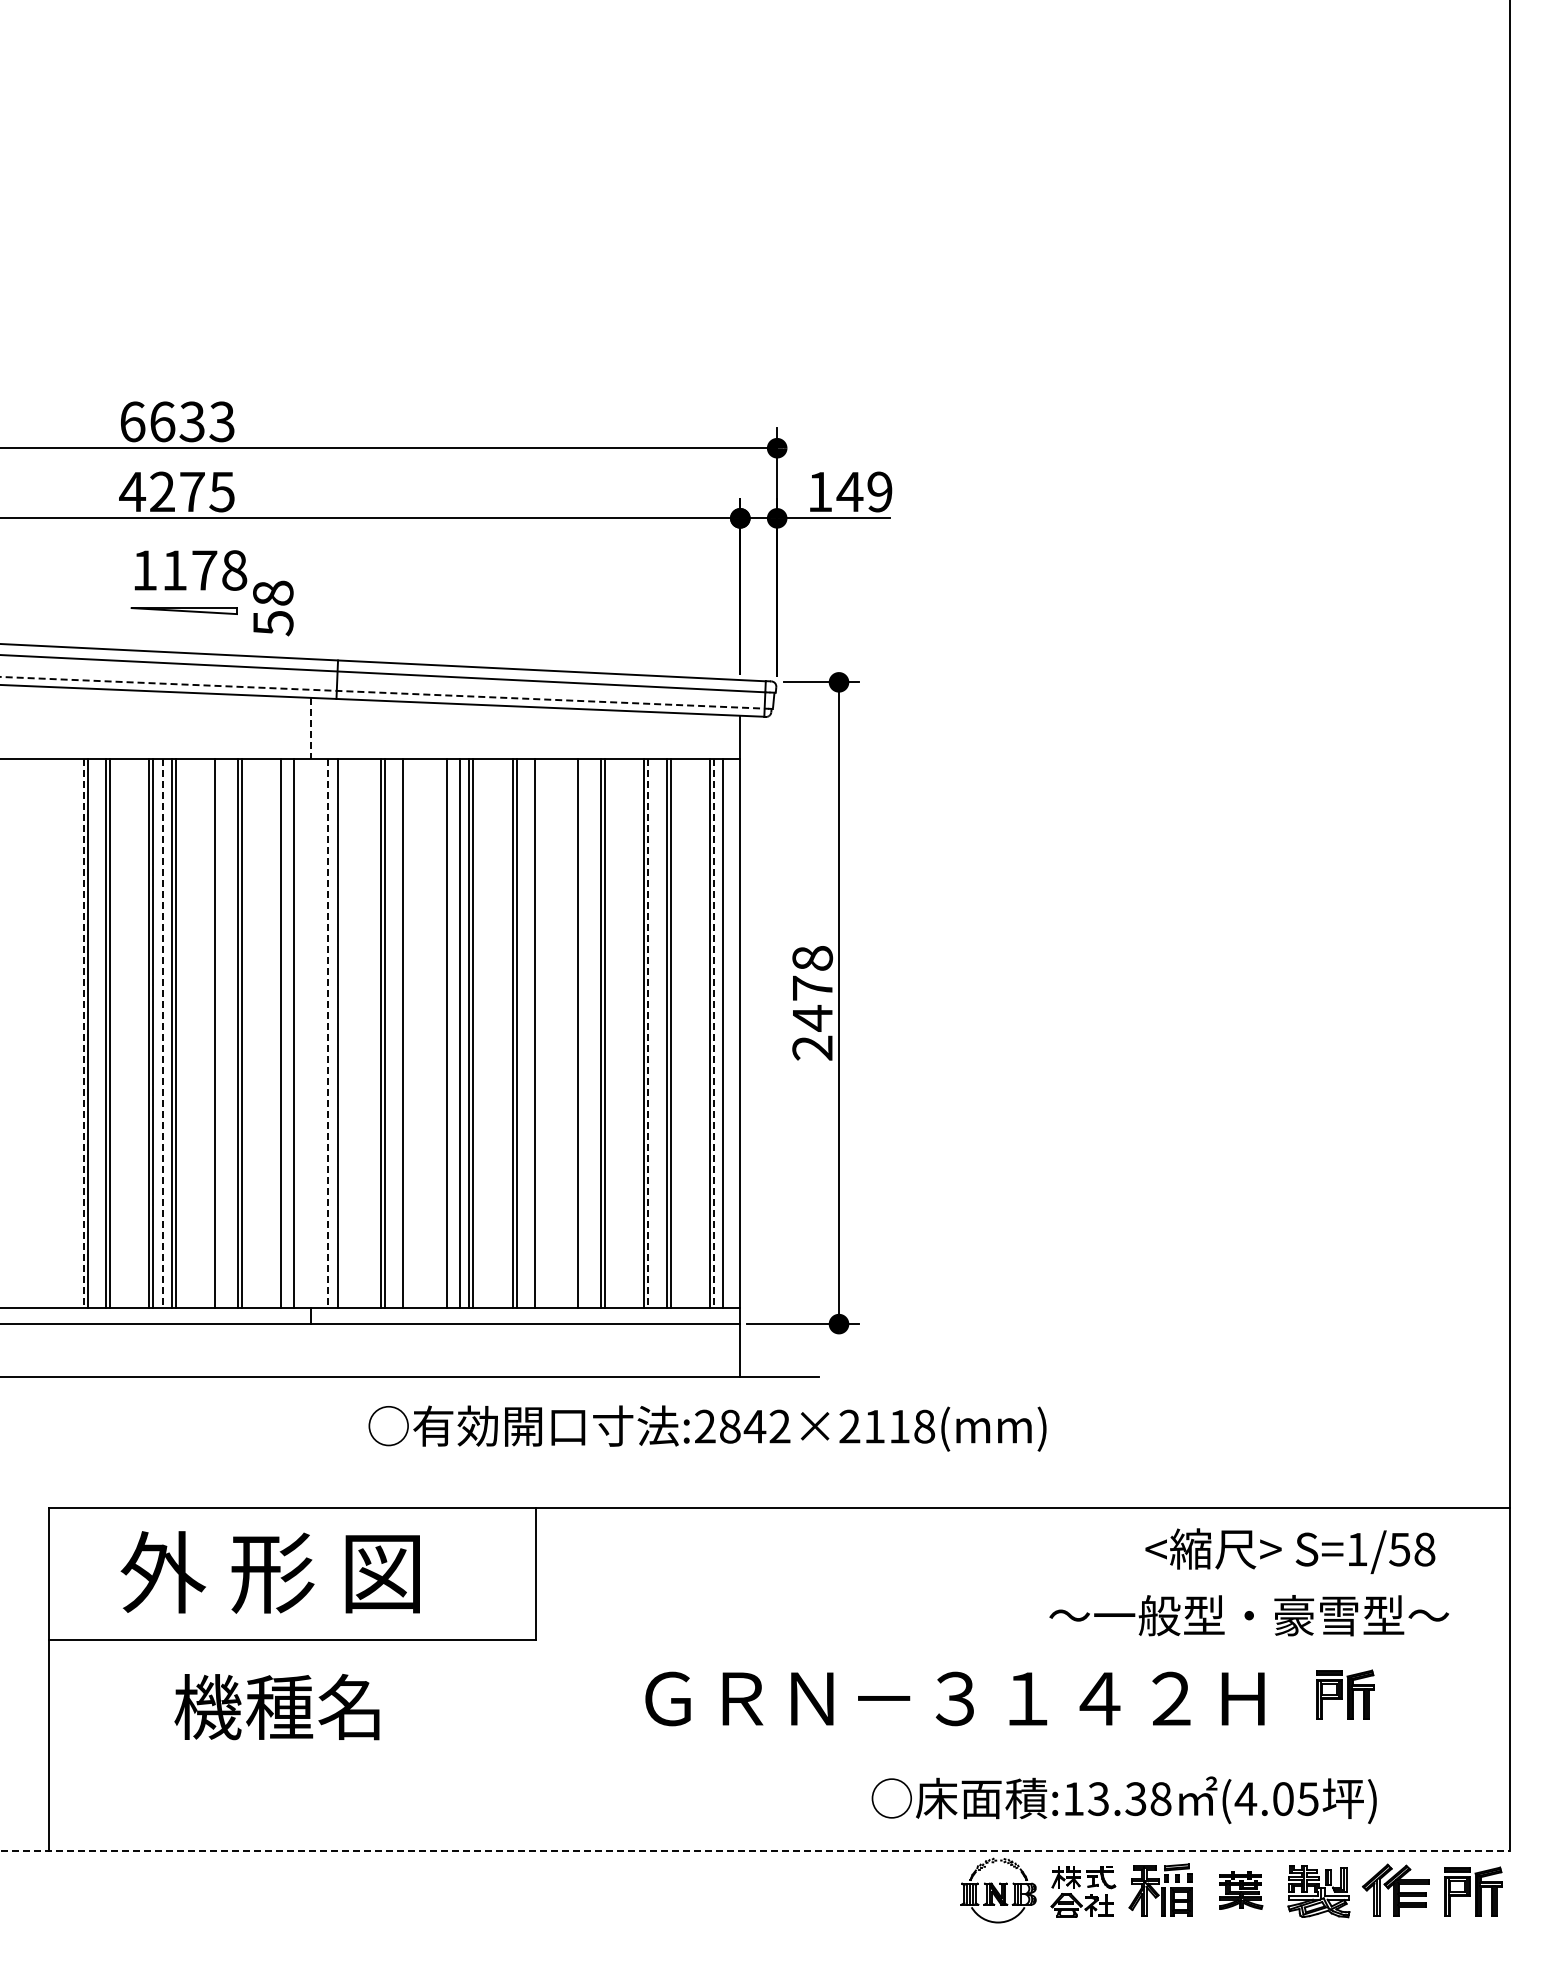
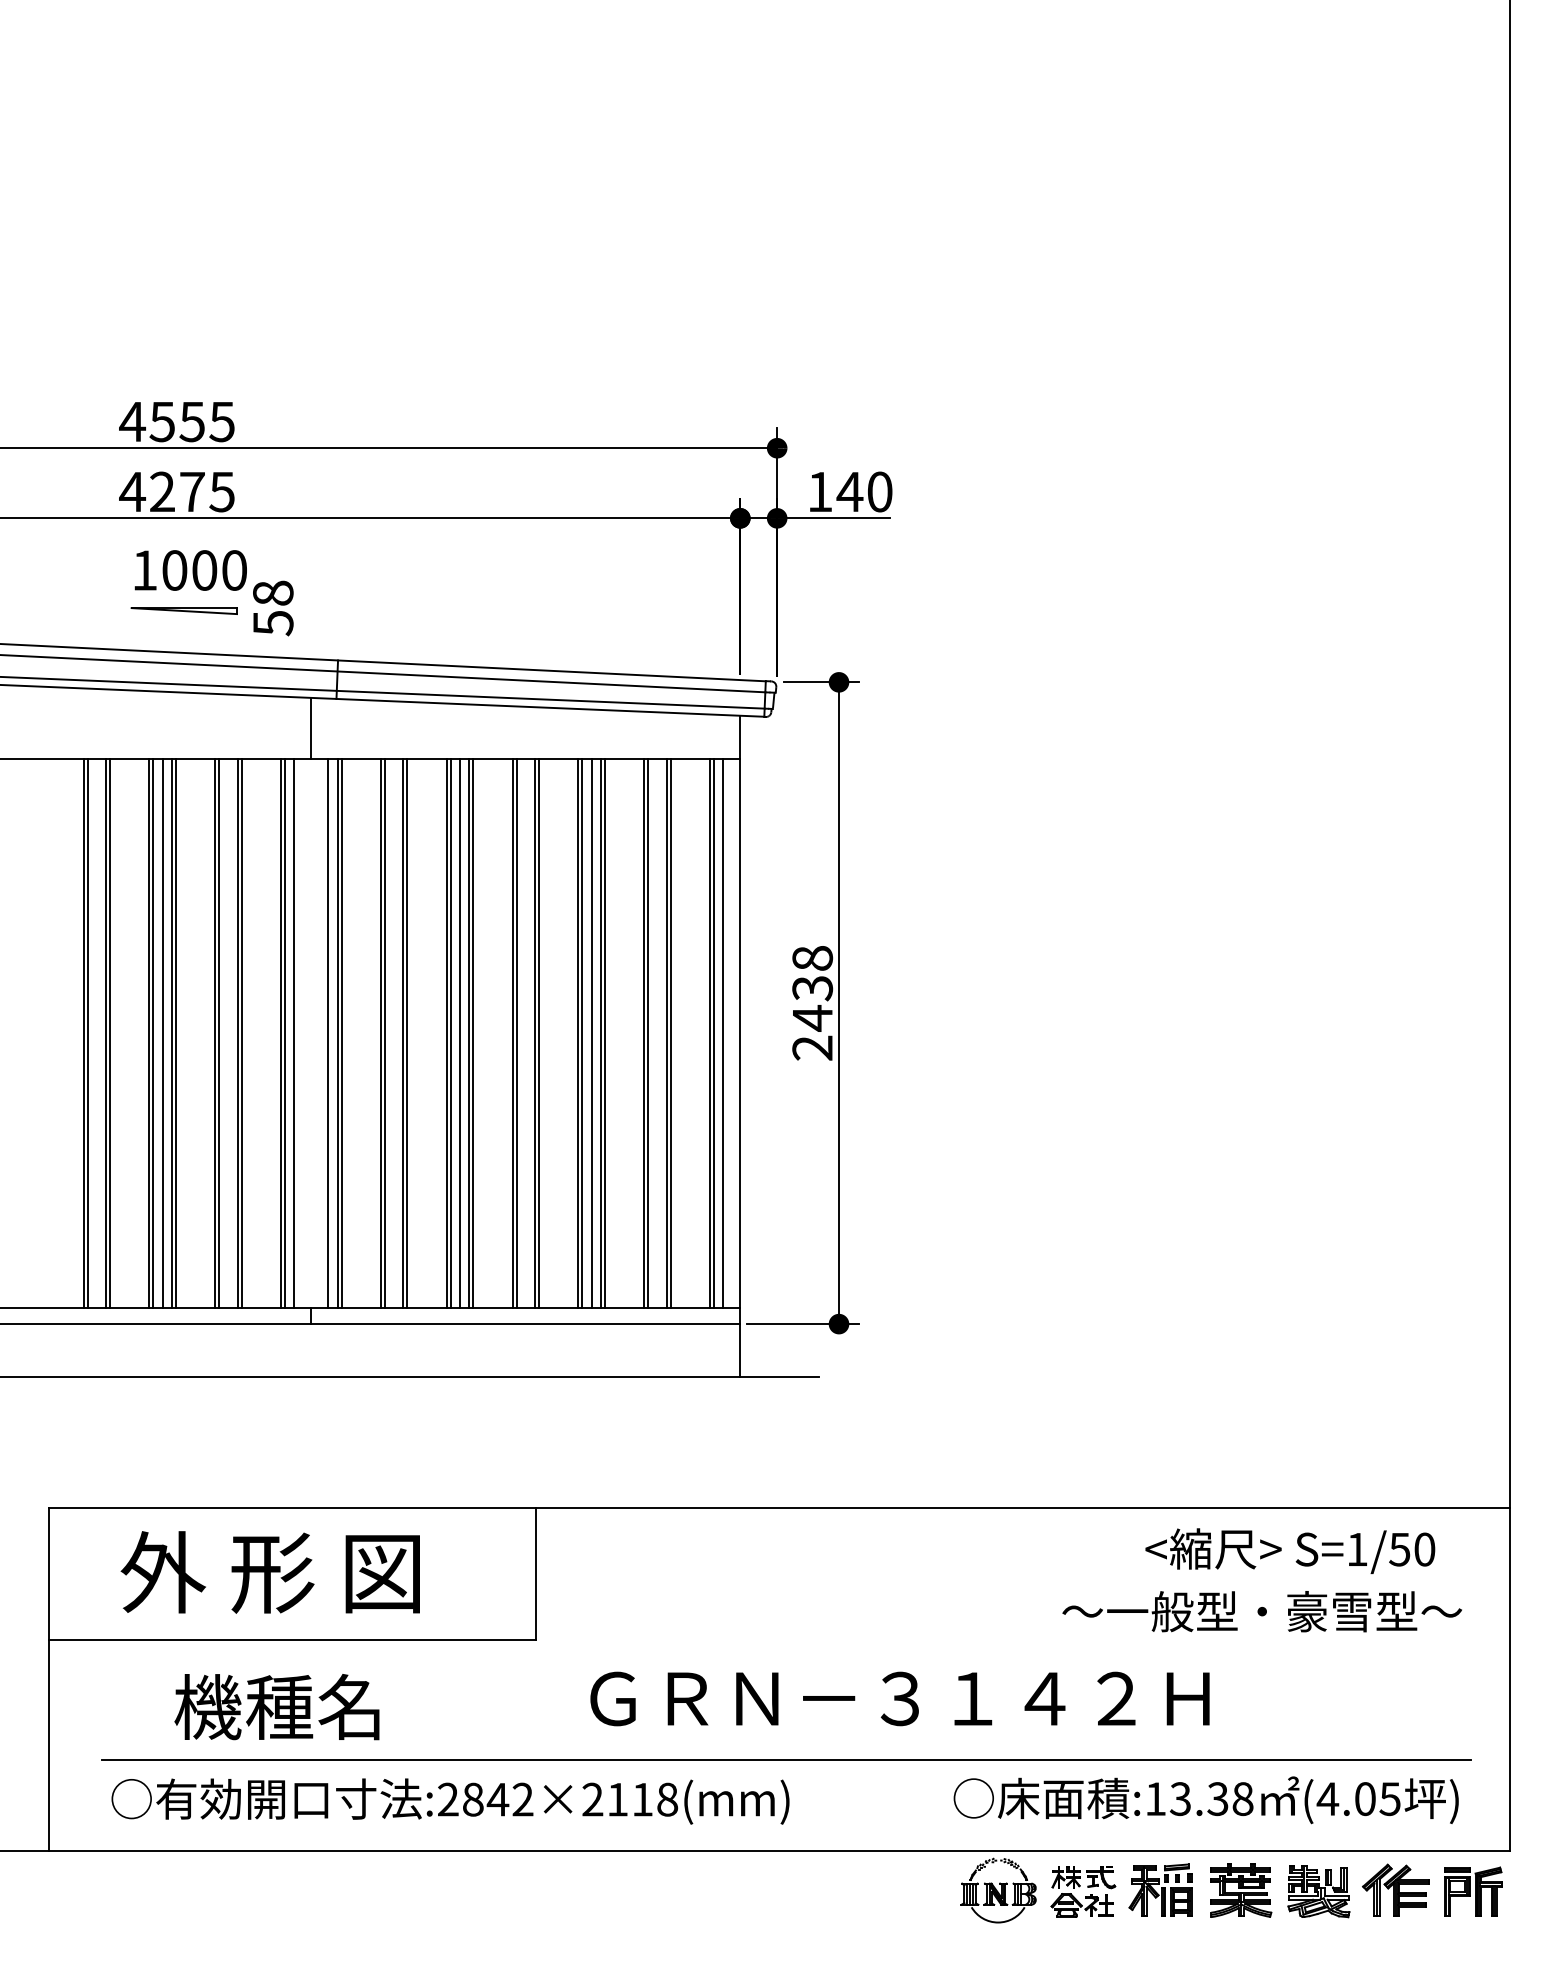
text: 6633 -> 4555 (176, 421)
text: 149 -> 140 (879, 491)
text: 1178 -> 1000 (204, 570)
line: dashed -> solid (383, 692)
line: dashed -> solid (311, 728)
text: 2478 -> 2438 (812, 988)
line: none -> present (219, 1033)
line: none -> present (284, 1033)
line: none -> present (341, 1033)
line: none -> present (407, 1033)
line: none -> present (450, 1033)
line: none -> present (538, 1033)
line: none -> present (582, 1033)
line: none -> present (591, 1033)
line: dashed -> solid (83, 1034)
line: dashed -> solid (162, 1034)
line: dashed -> solid (328, 1034)
line: dashed -> solid (648, 1034)
line: dashed -> solid (714, 1034)
text position: (707, 1428) -> (450, 1801) (450, 1801)
text: S=1/58 -> S=1/50 (1424, 1549)
text position: (1248, 1615) -> (1261, 1611) (1261, 1611)
part: present -> none (1345, 1694)
text position: (954, 1698) -> (899, 1698) (899, 1698)
line: none -> present (785, 1759)
text position: (1123, 1800) -> (1205, 1800) (1205, 1800)
line: dashed -> solid (755, 1850)
part size: 45x39 px -> 63x55 px (1241, 1890)
